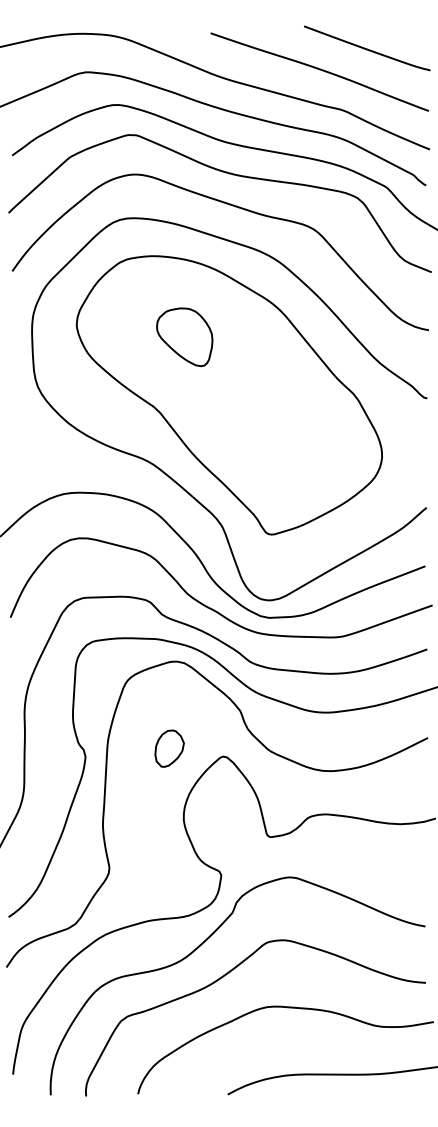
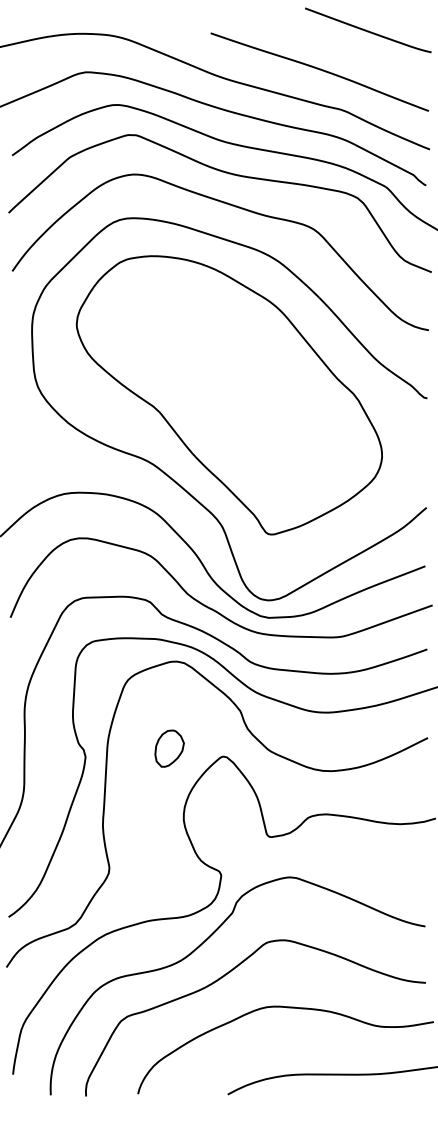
curve position: (367, 48) -> (368, 30) (368, 30)
part: present -> none (184, 336)
